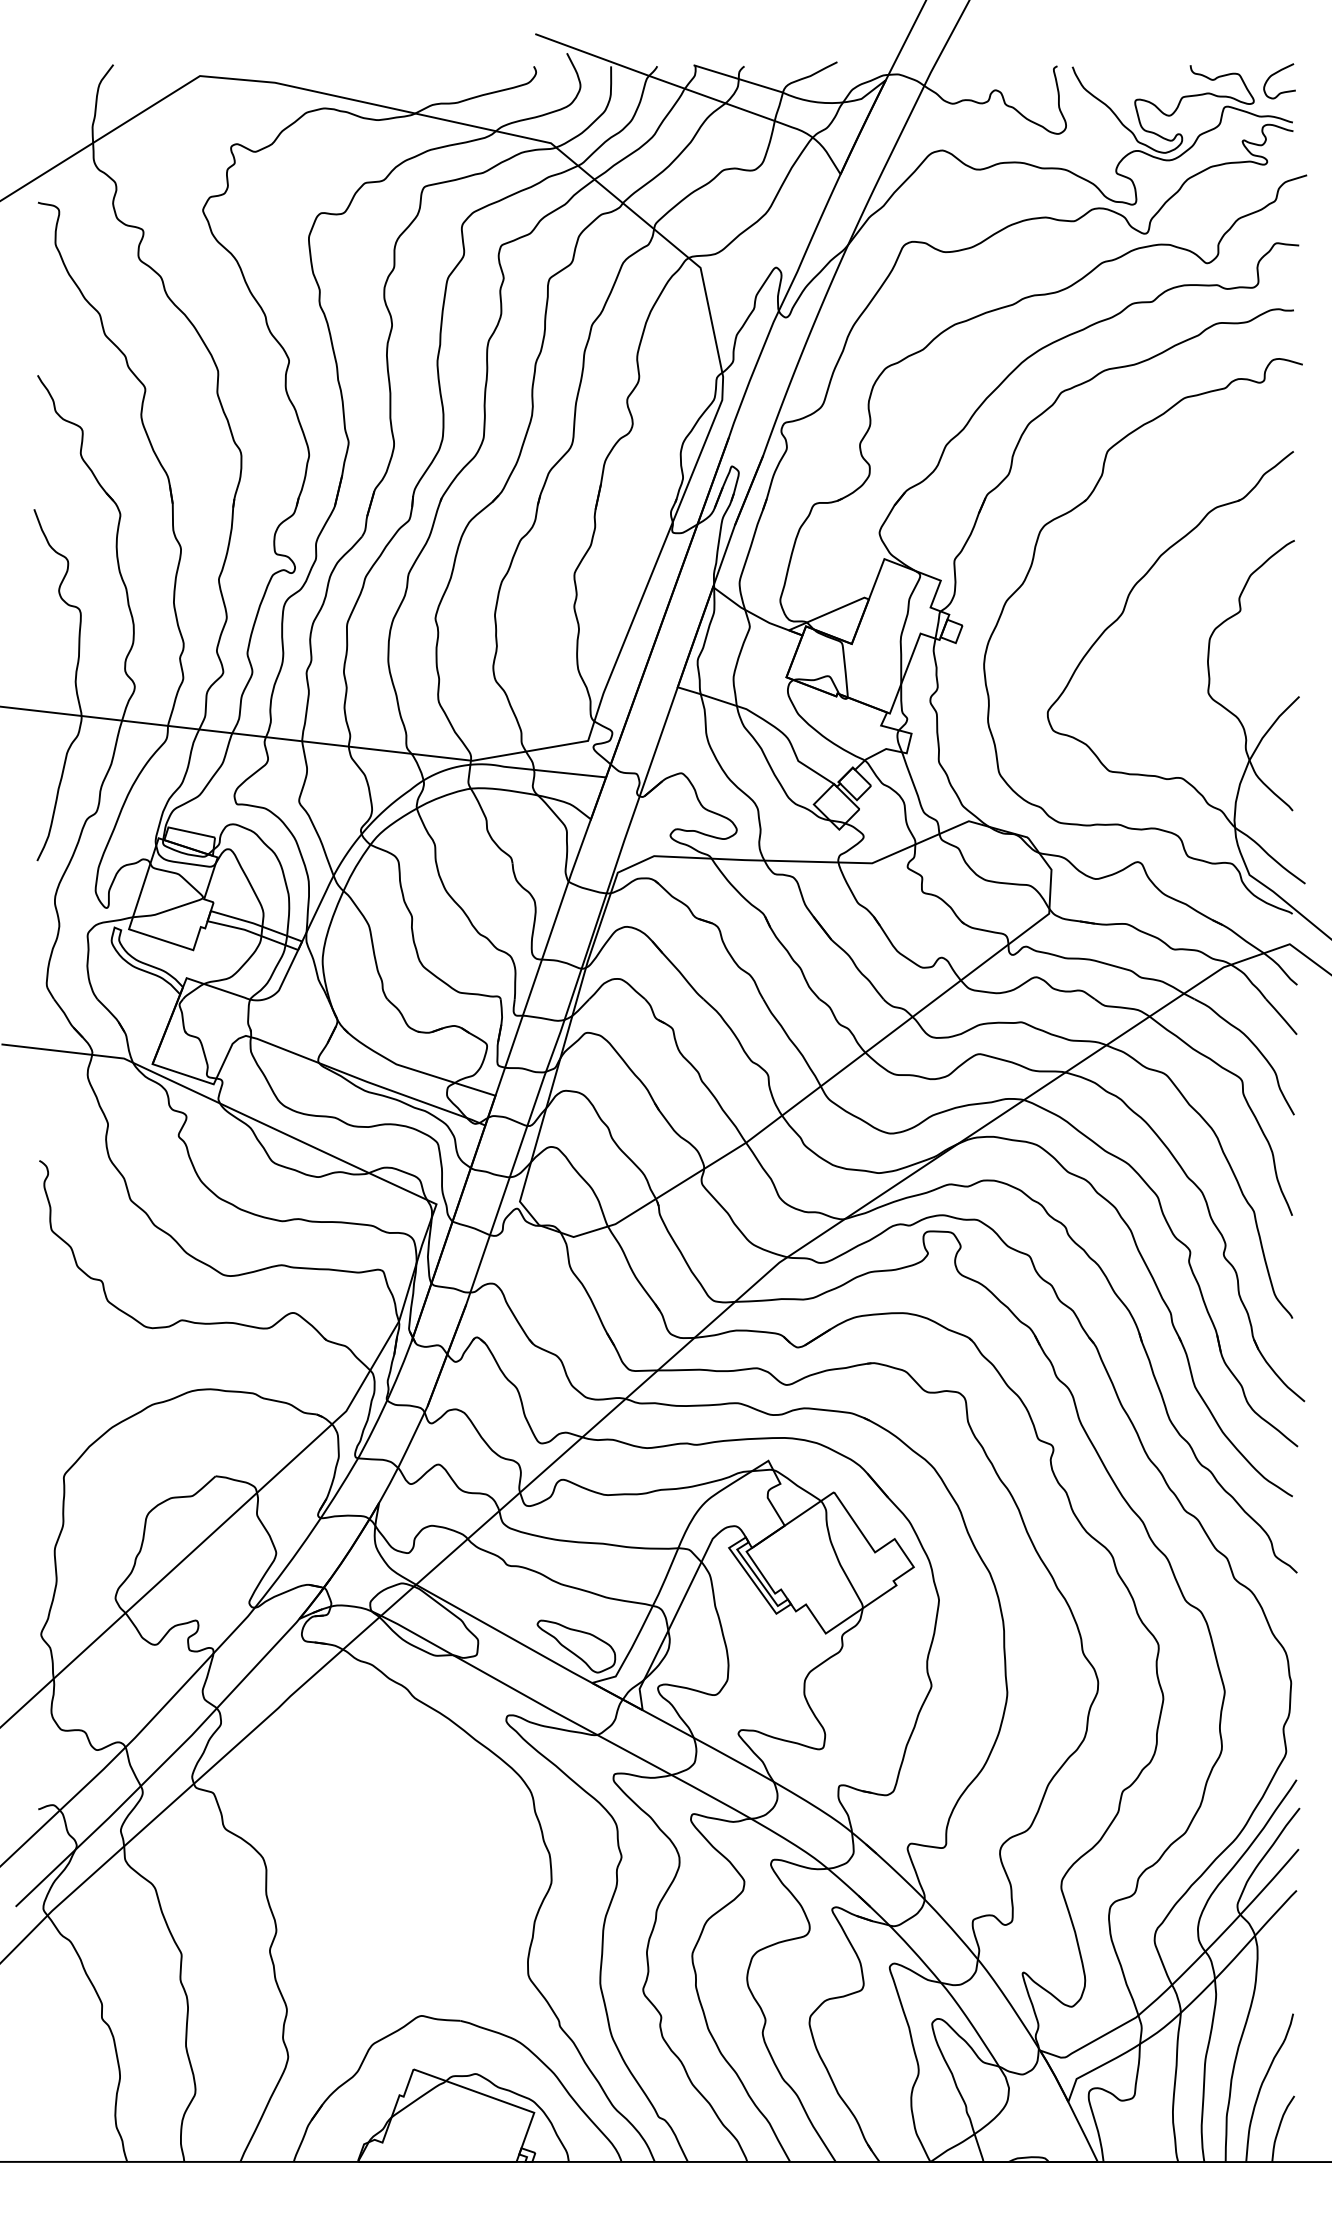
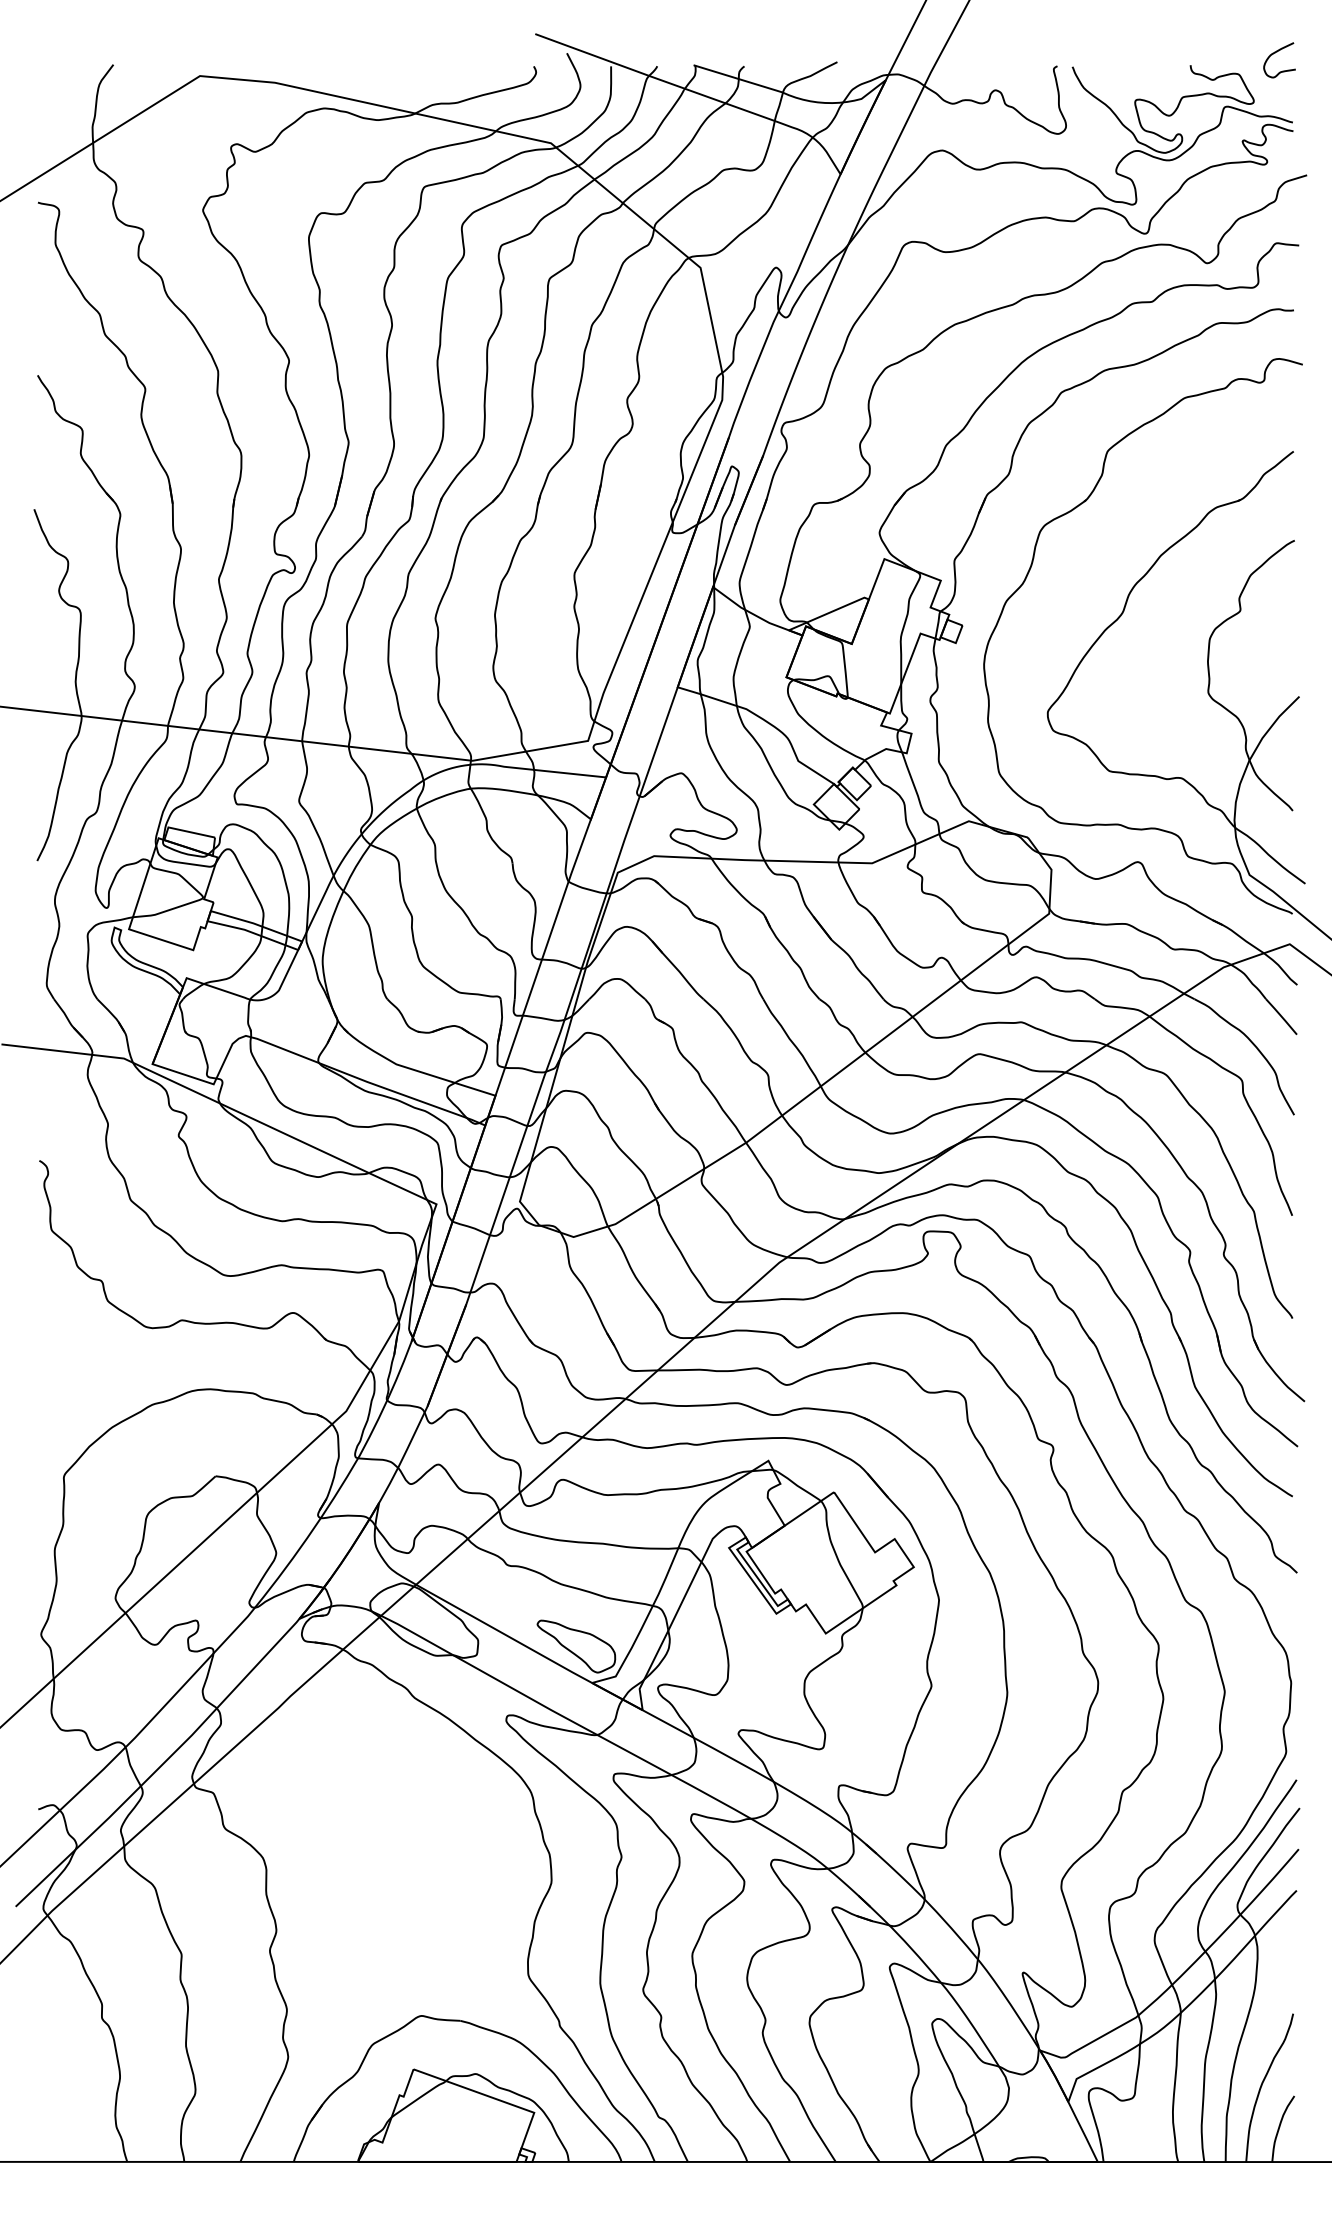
curve position: (1275, 74) -> (1275, 53) (1275, 53)
